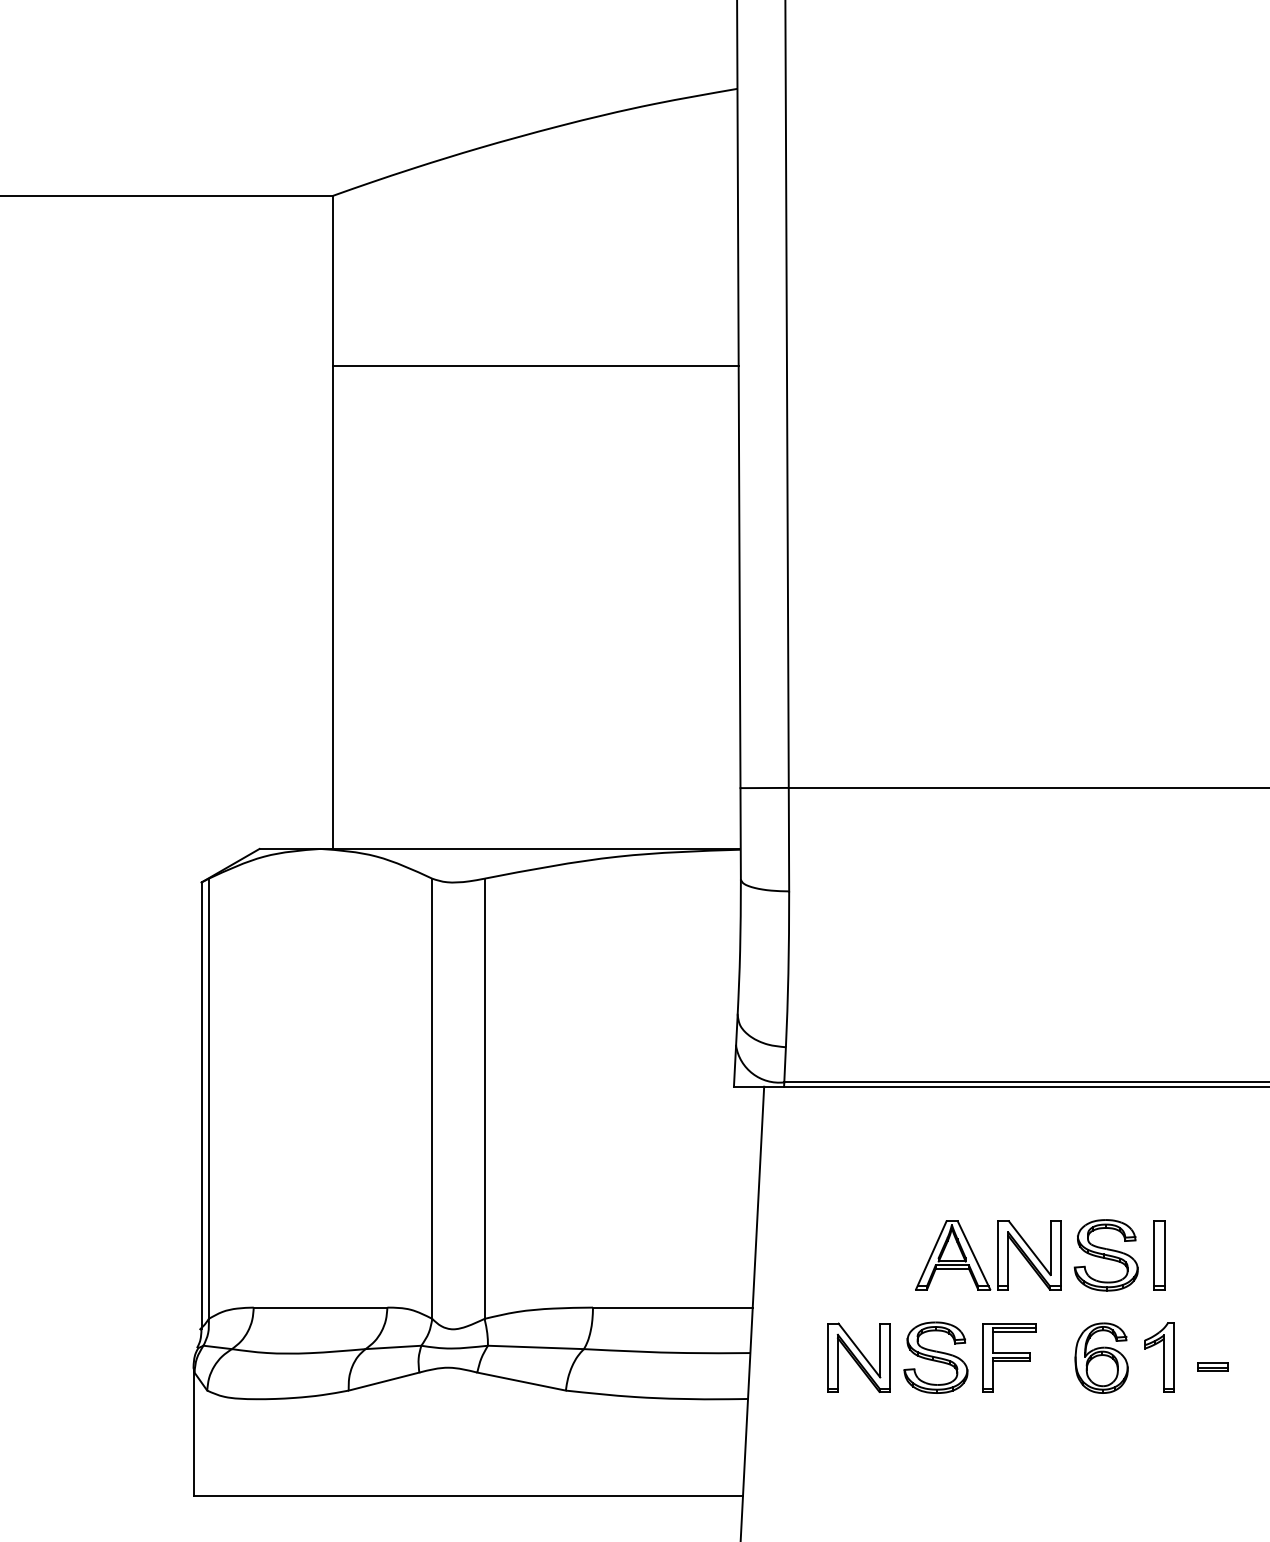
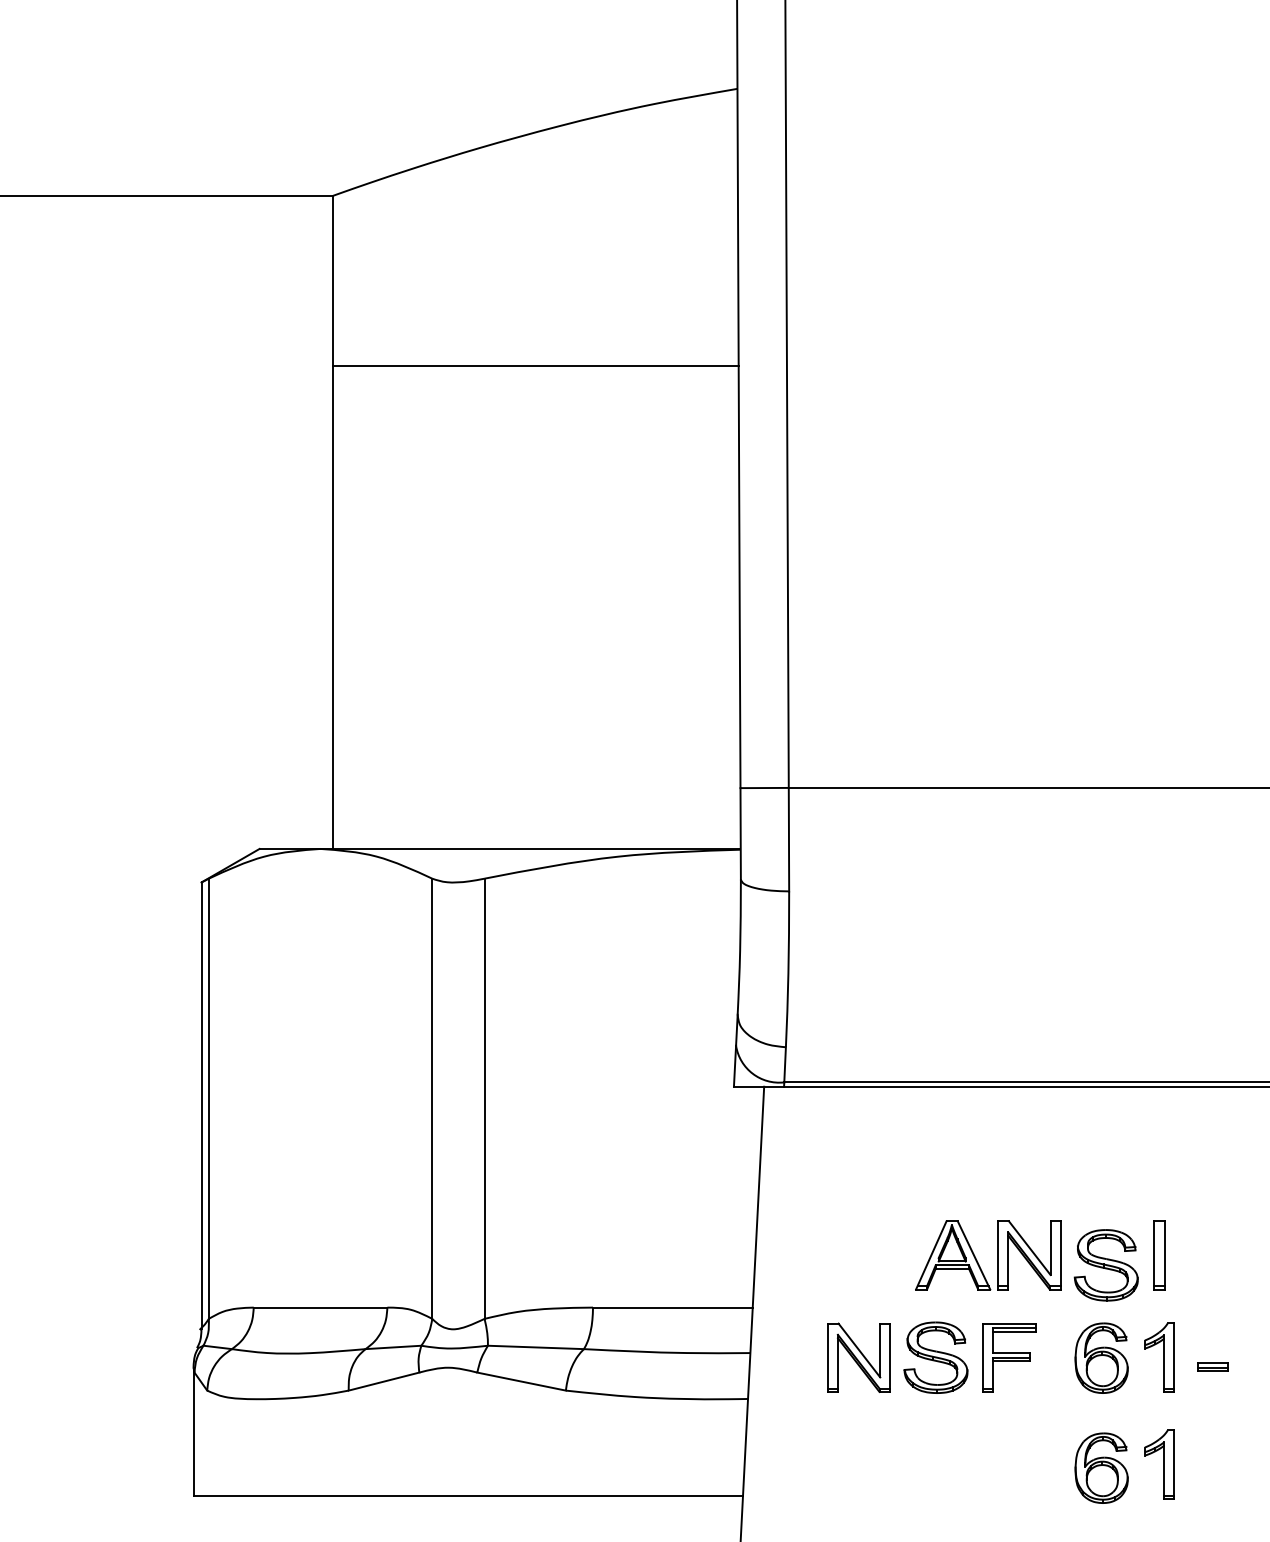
part position: (1105, 1255) -> (1105, 1265) (1105, 1265)
part: none -> present (1159, 1464)
part: none -> present (1101, 1467)
